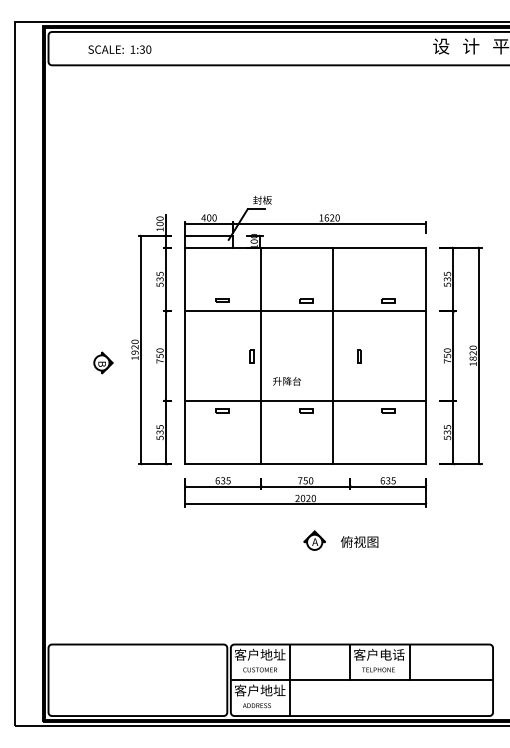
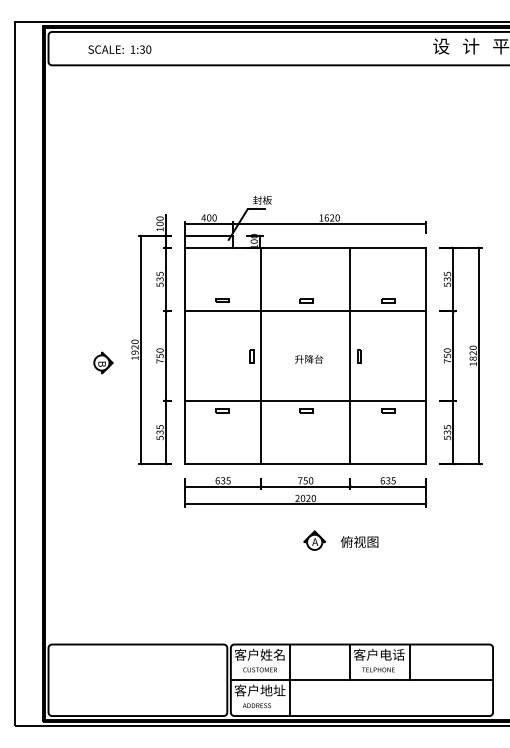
line position: (333, 355) -> (350, 355) (350, 355)
text position: (287, 381) -> (309, 359) (309, 359)
text: 客户地址 -> 客户姓名 (272, 654)
